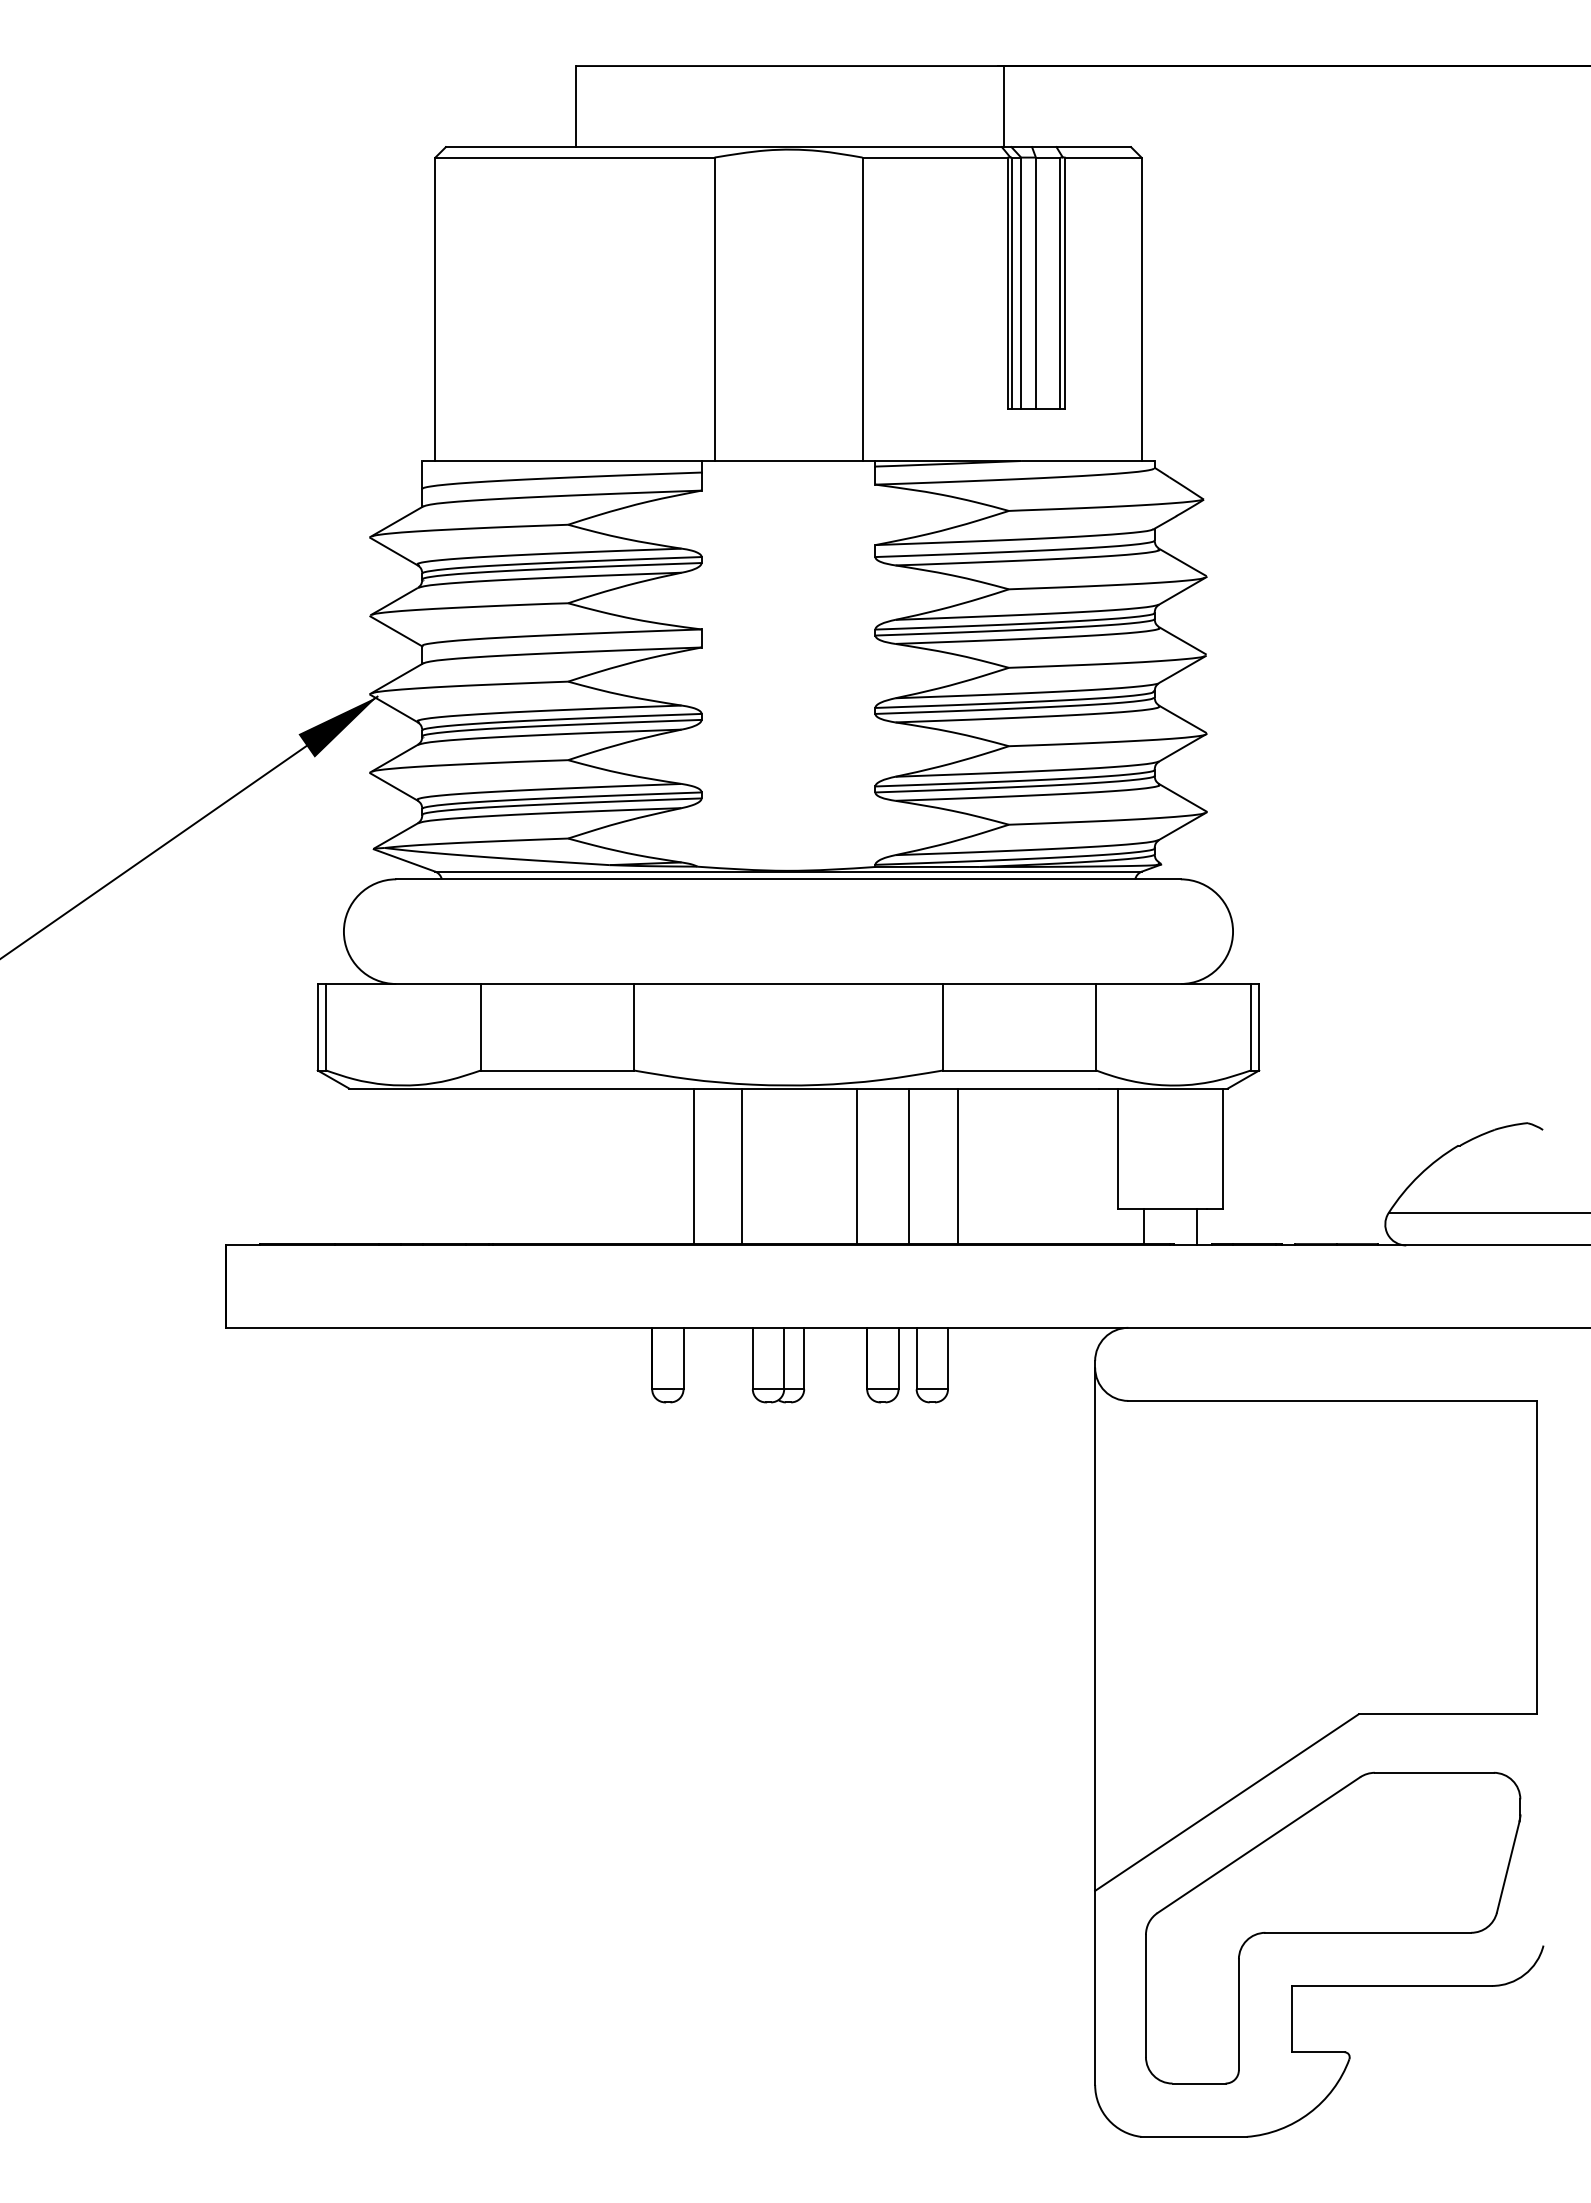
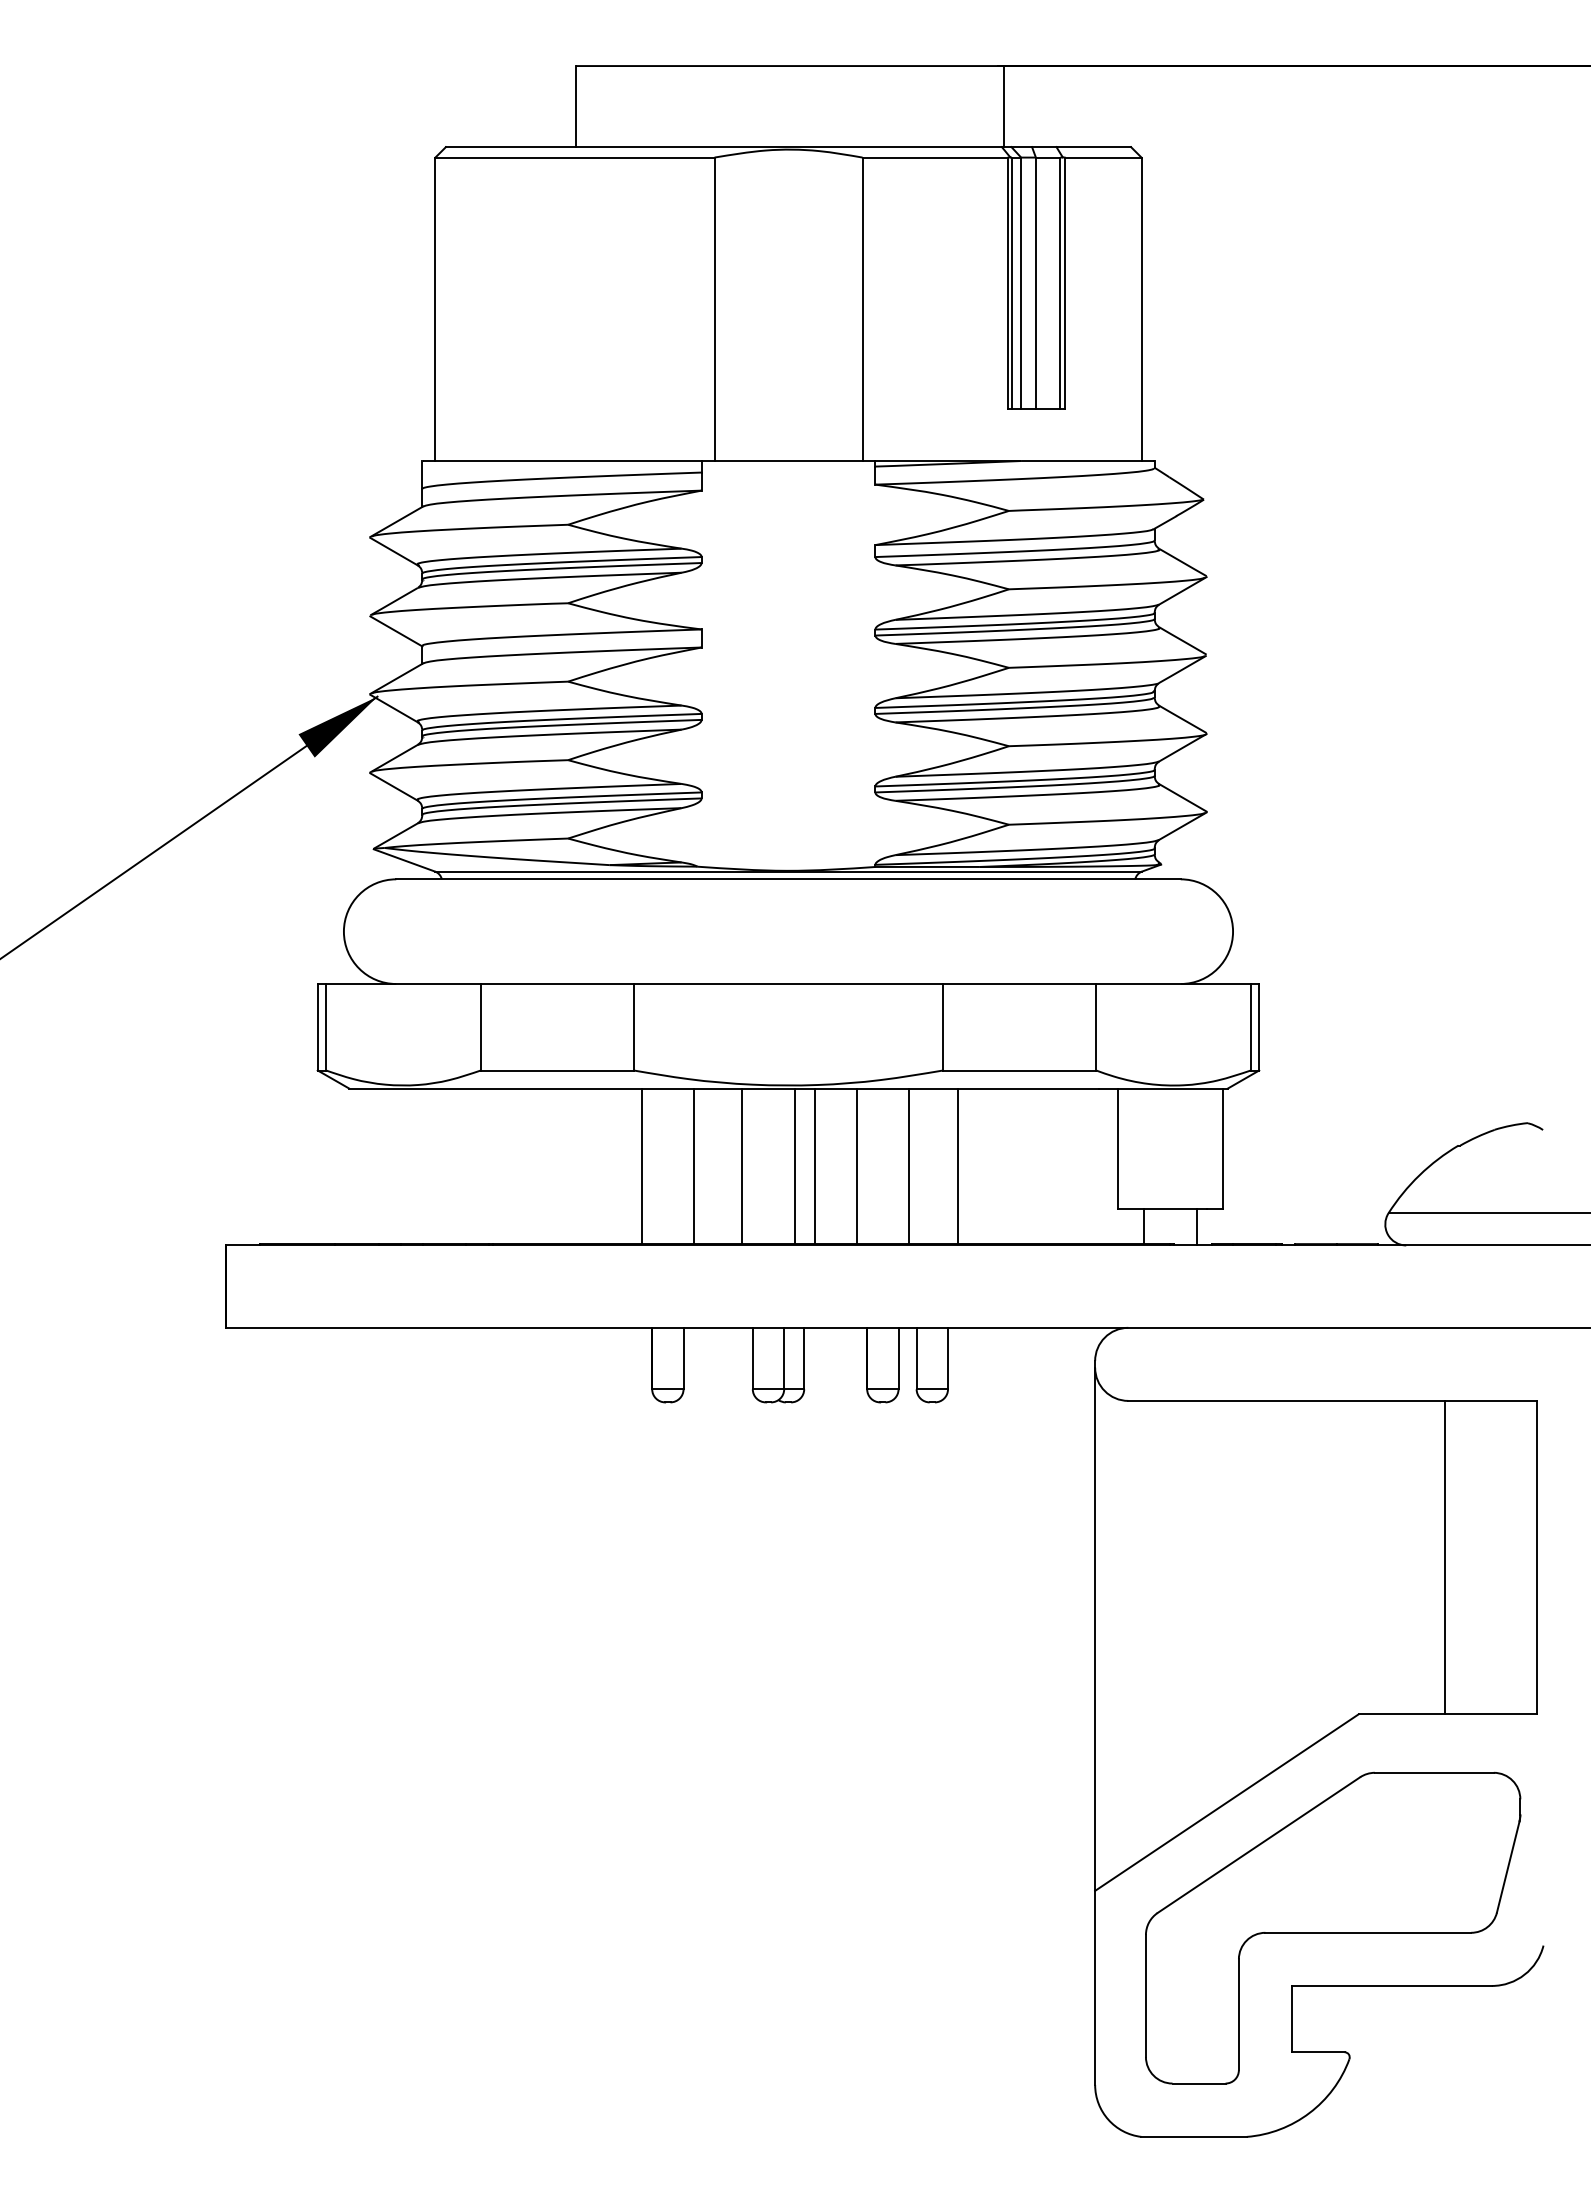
line: none -> present (641, 1166)
line: none -> present (794, 1166)
line: none -> present (814, 1166)
line: none -> present (1444, 1557)
